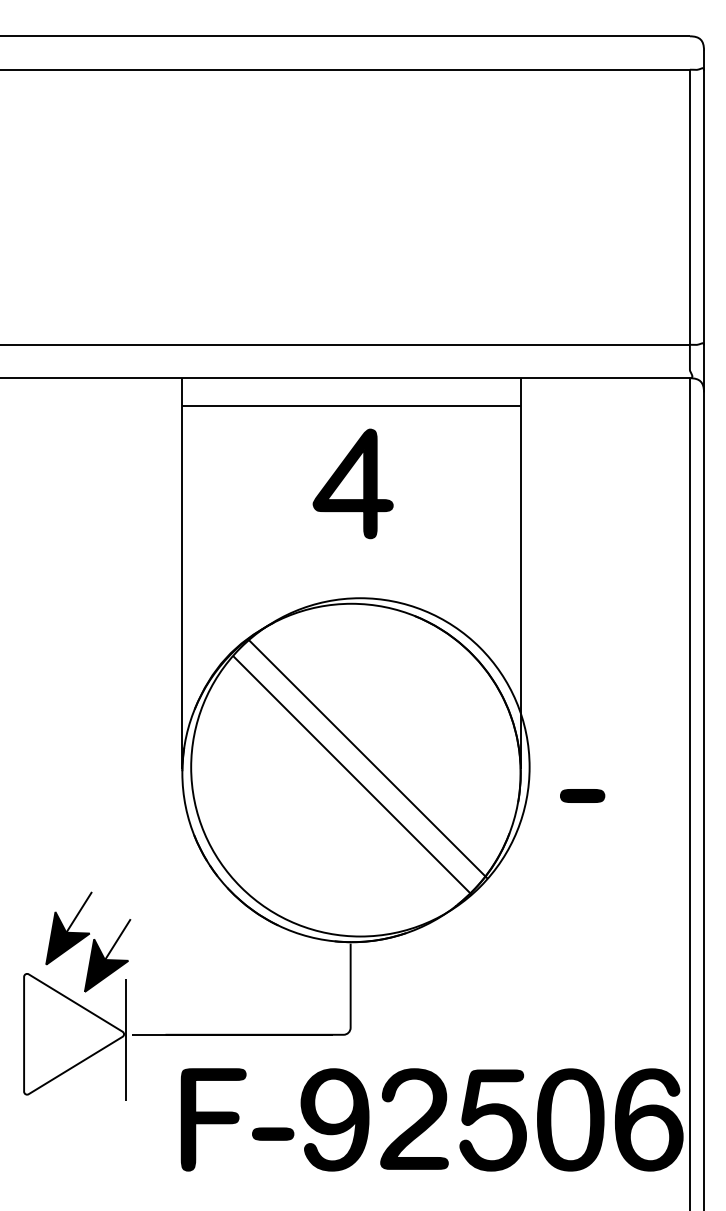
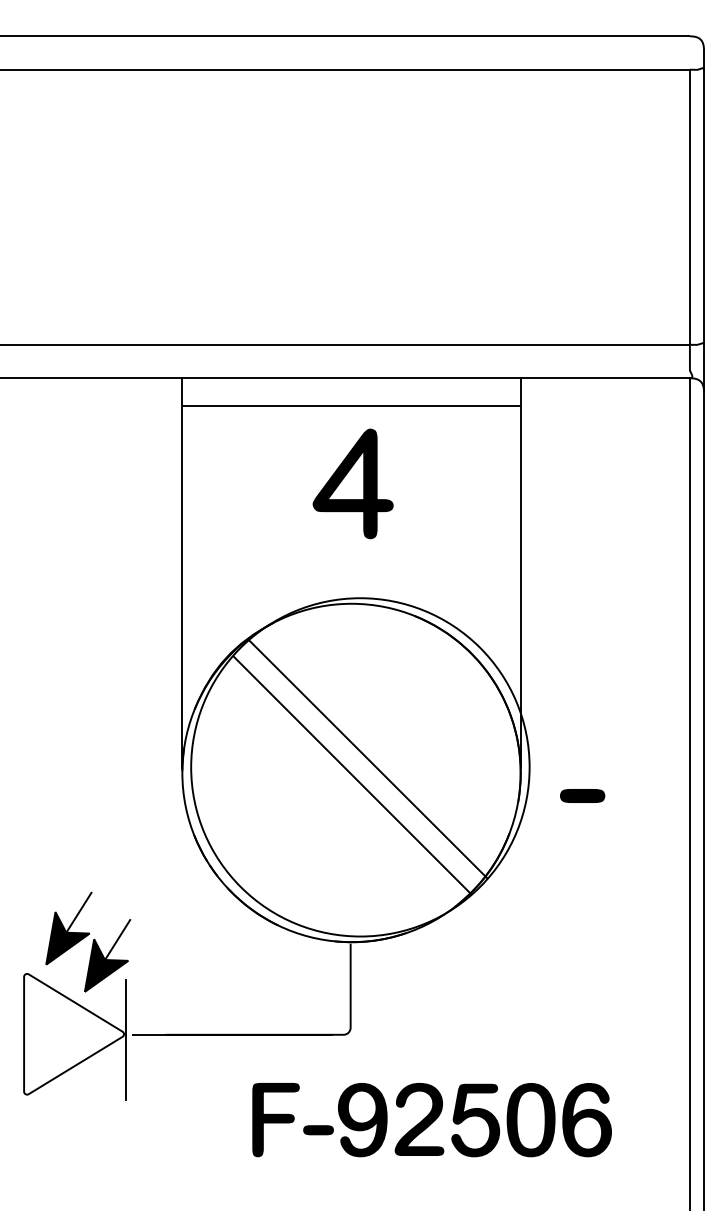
part size: 504x104 px -> 360x75 px (431, 1120)
